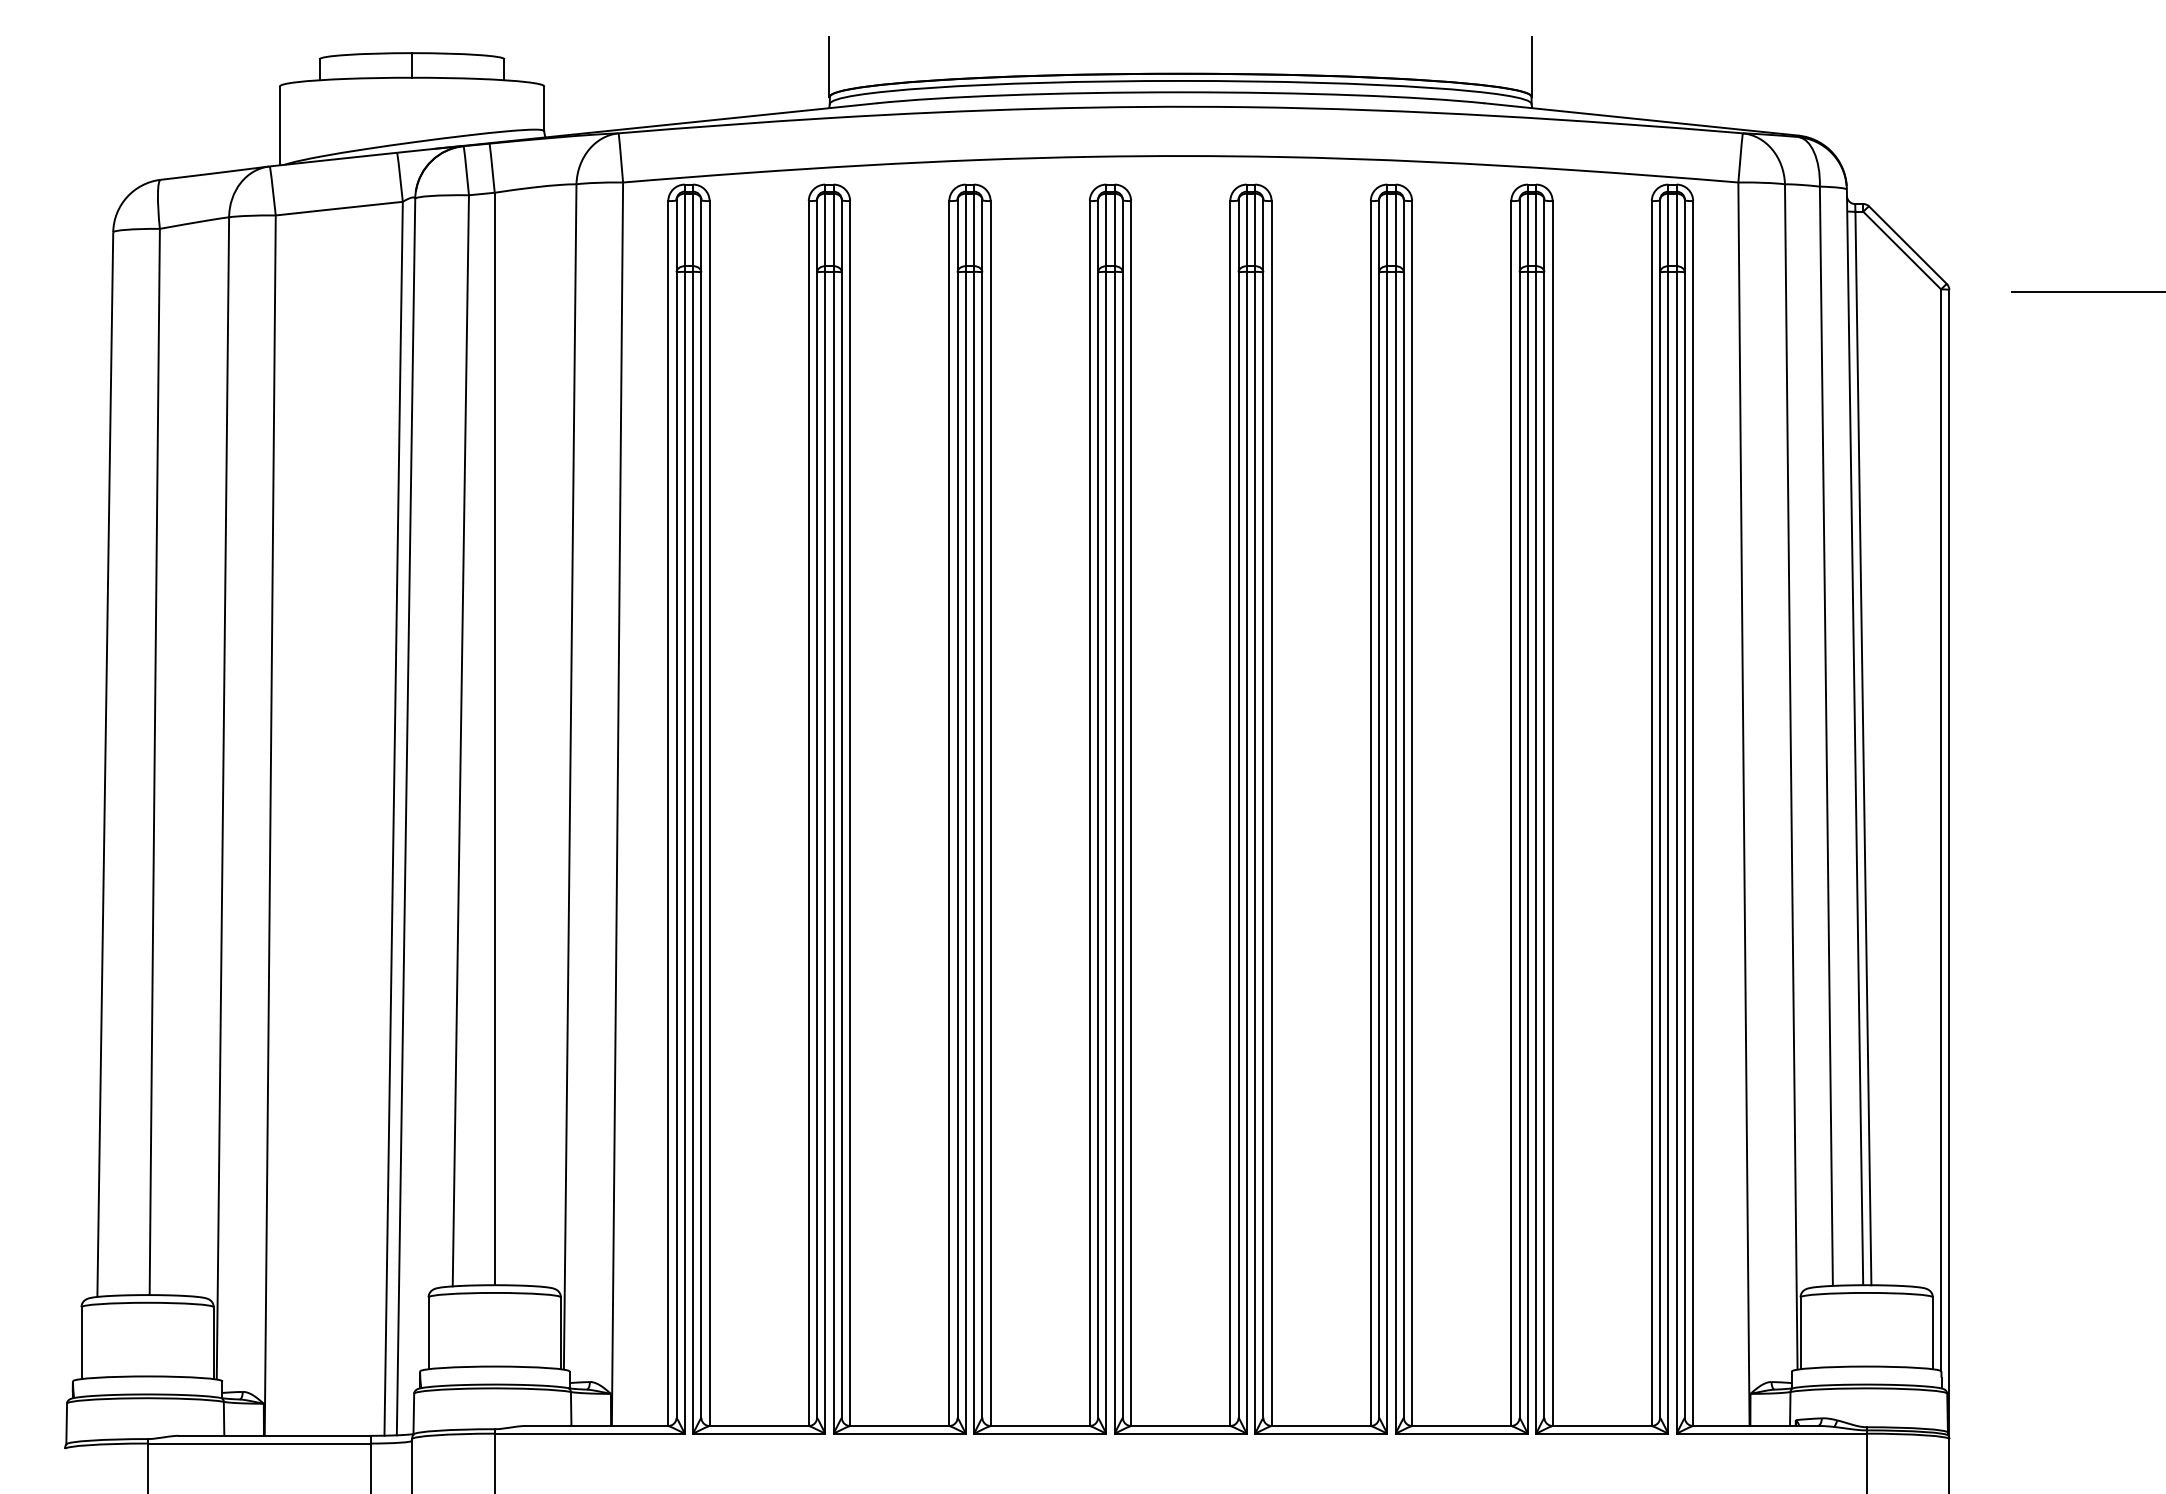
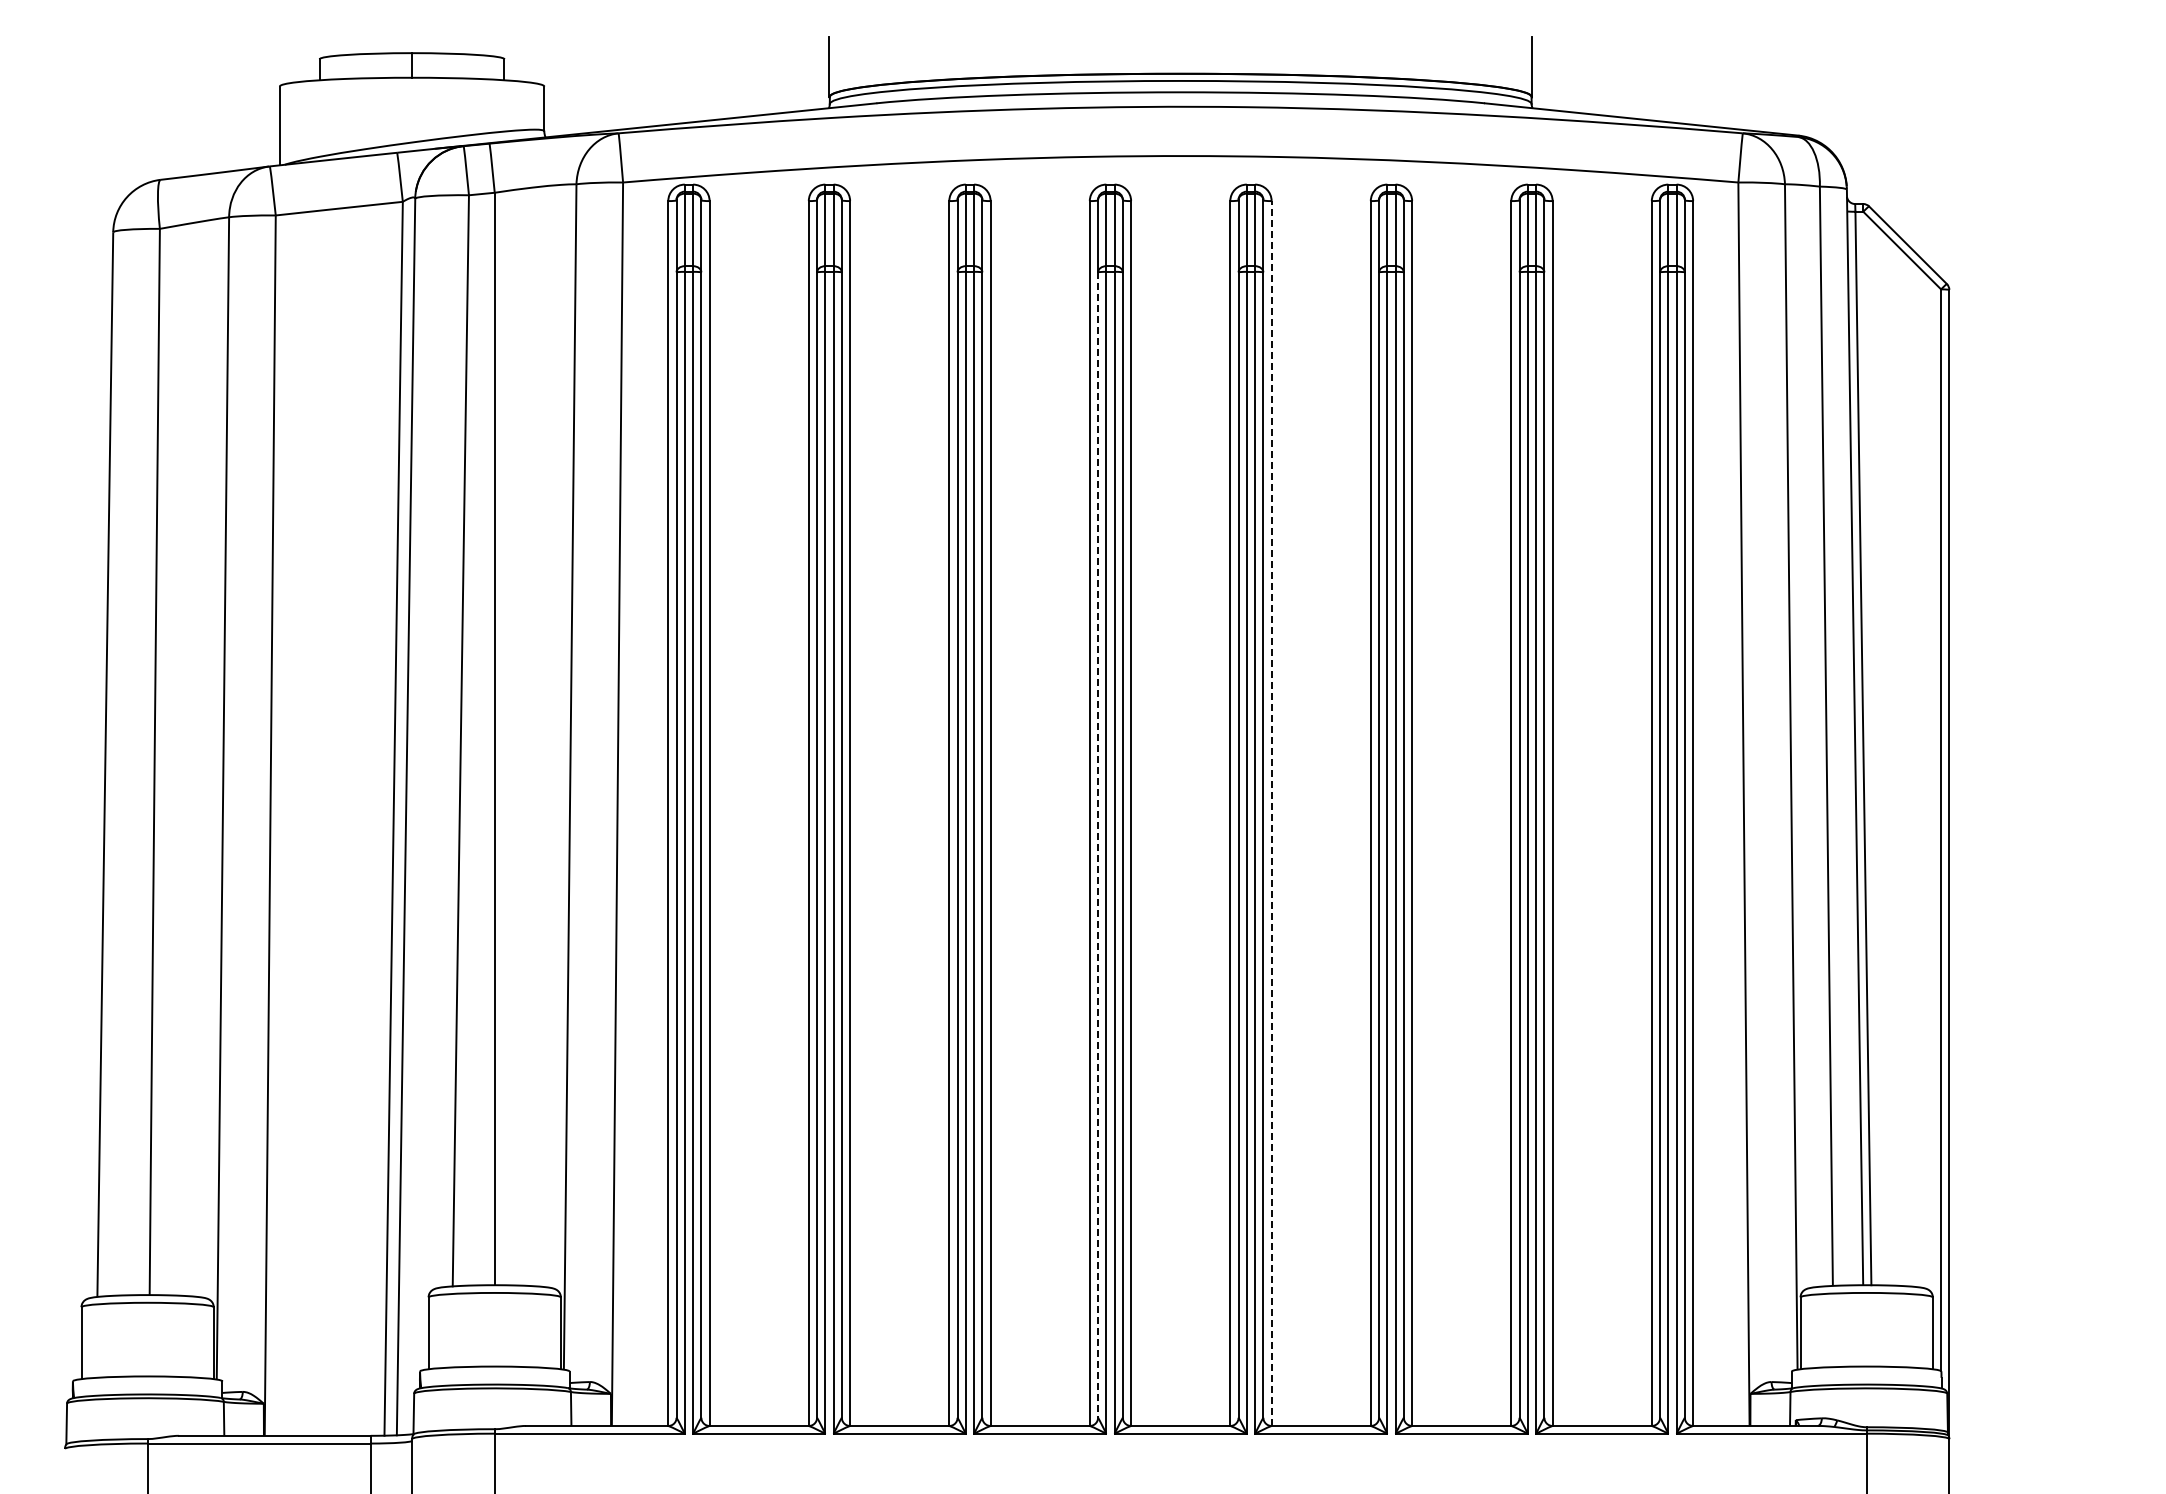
line: present -> none (2086, 291)
line: solid -> dashed (1271, 813)
line: solid -> dashed (1098, 845)
